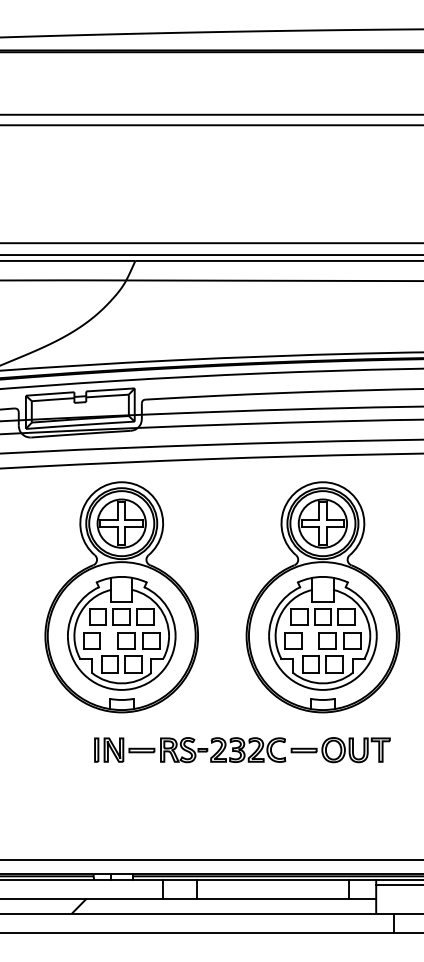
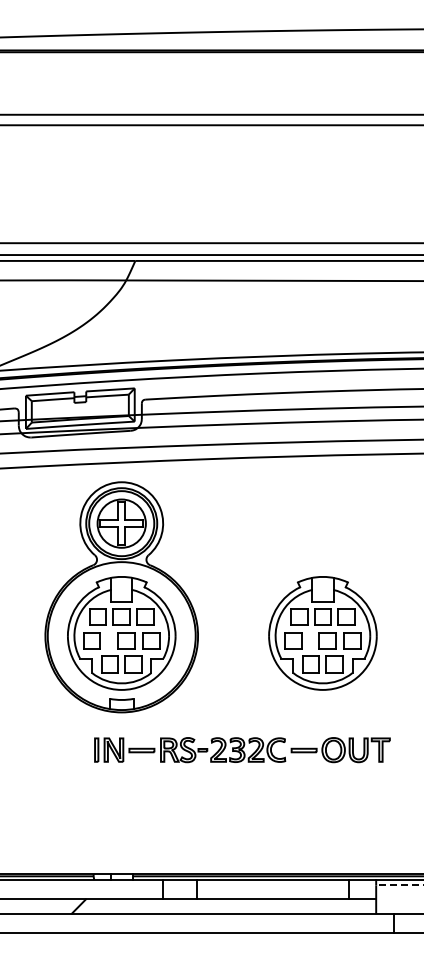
part: present -> none (322, 597)
line: present -> none (211, 859)
line: solid -> dashed (399, 885)
